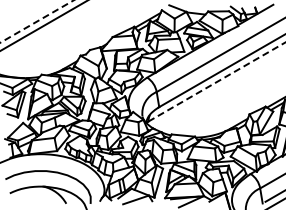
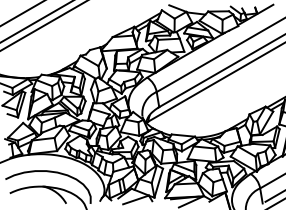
line: none -> present (21, 13)
line: dashed -> solid (37, 21)
line: dashed -> solid (216, 82)
